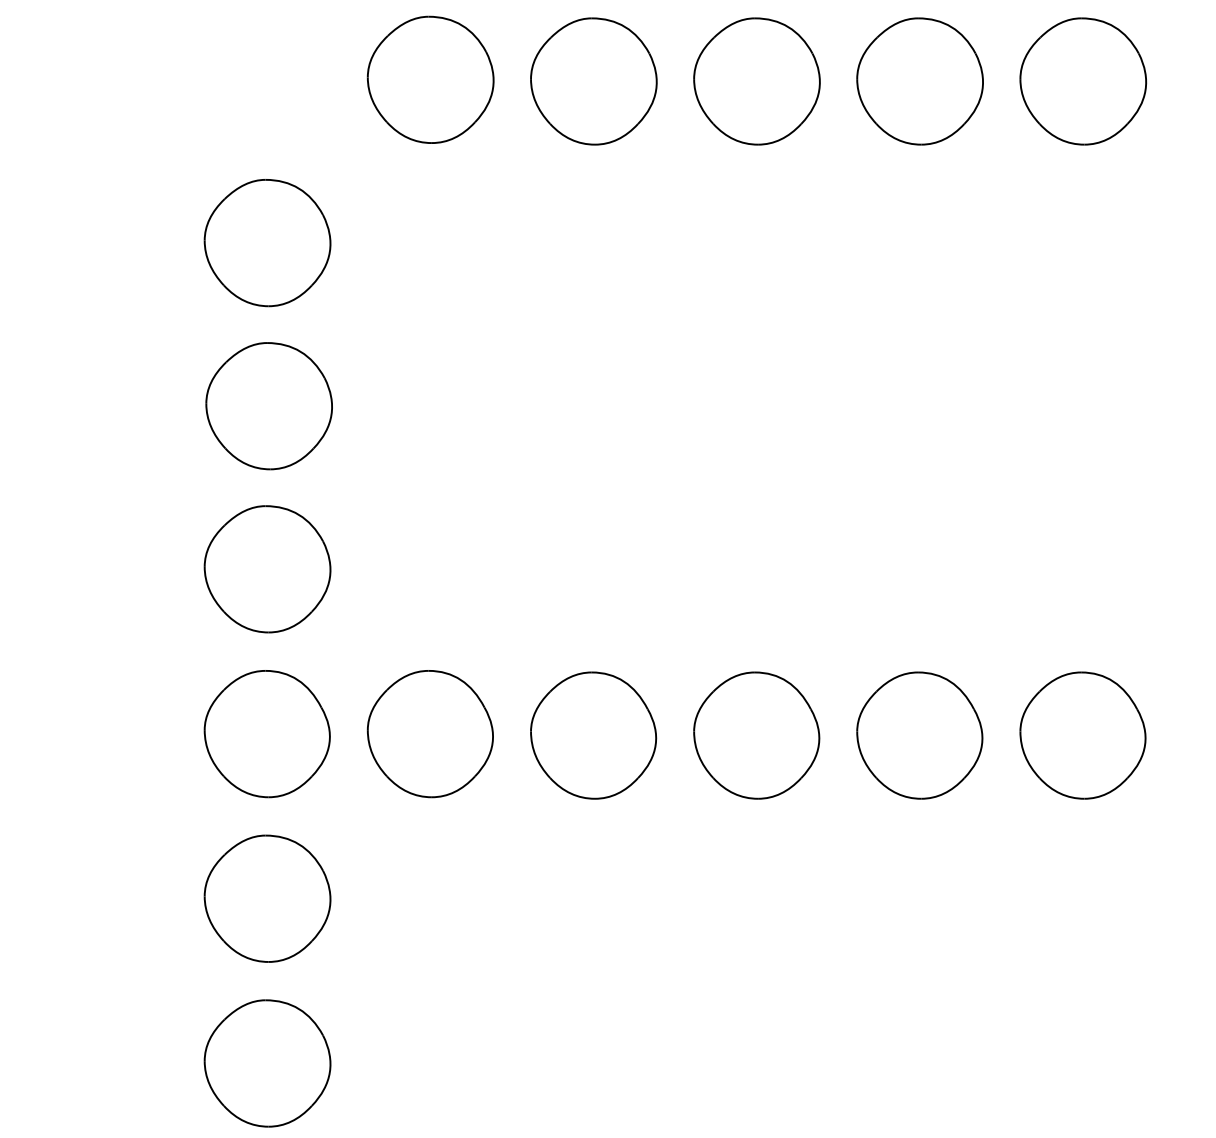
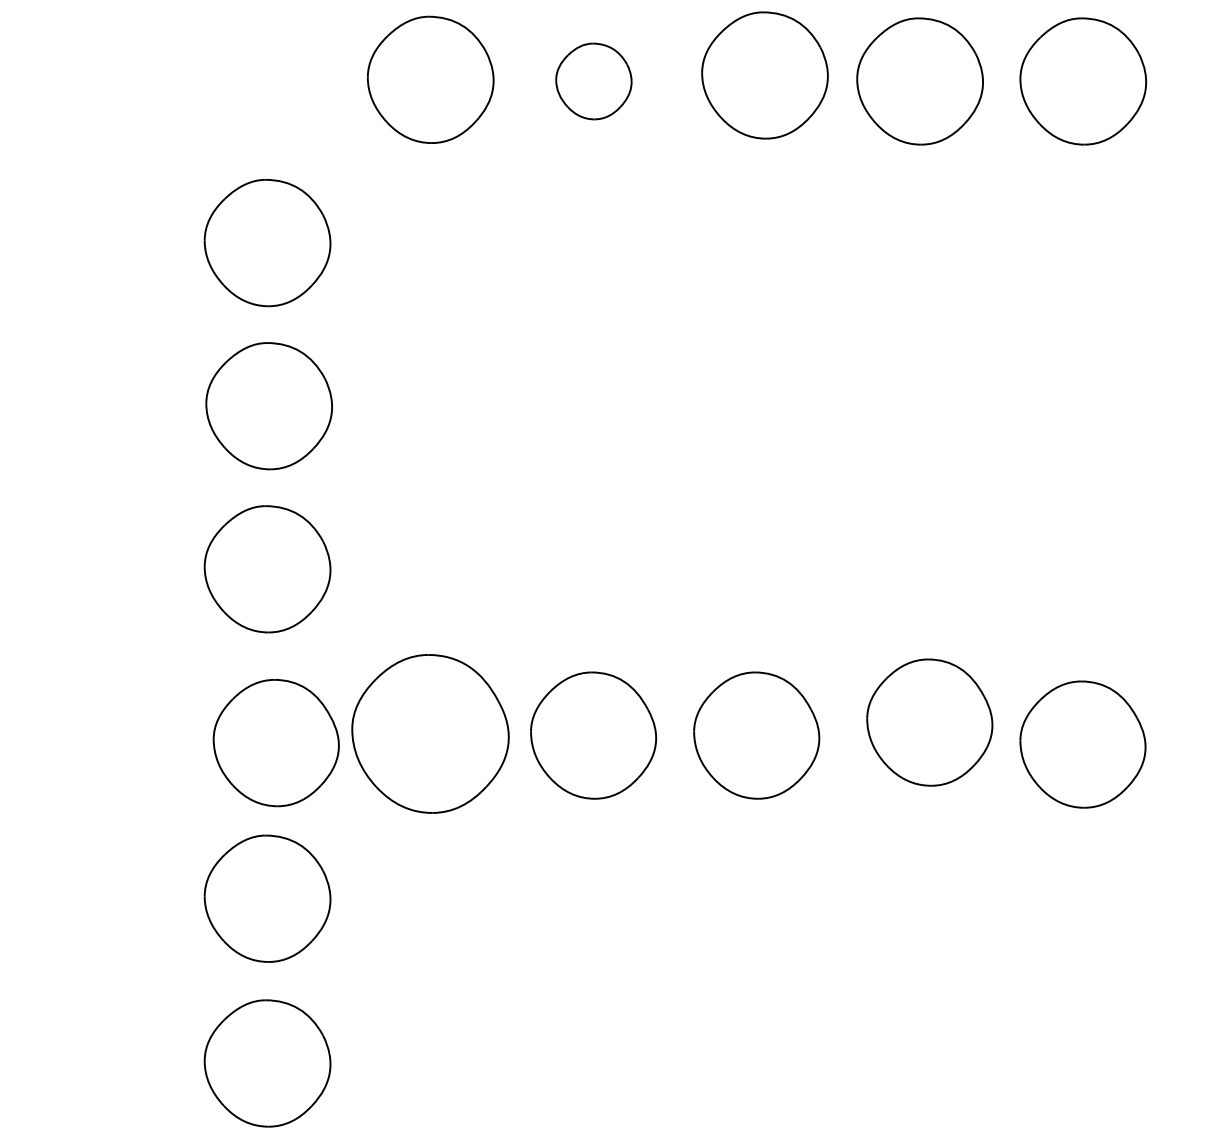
part size: 128x129 px -> 78x79 px (593, 81)
part position: (756, 81) -> (764, 75) (764, 75)
part position: (266, 734) -> (275, 743) (275, 743)
part size: 128x129 px -> 159x160 px (430, 733)
part position: (919, 735) -> (929, 722) (929, 722)
part position: (1082, 735) -> (1082, 744) (1082, 744)
